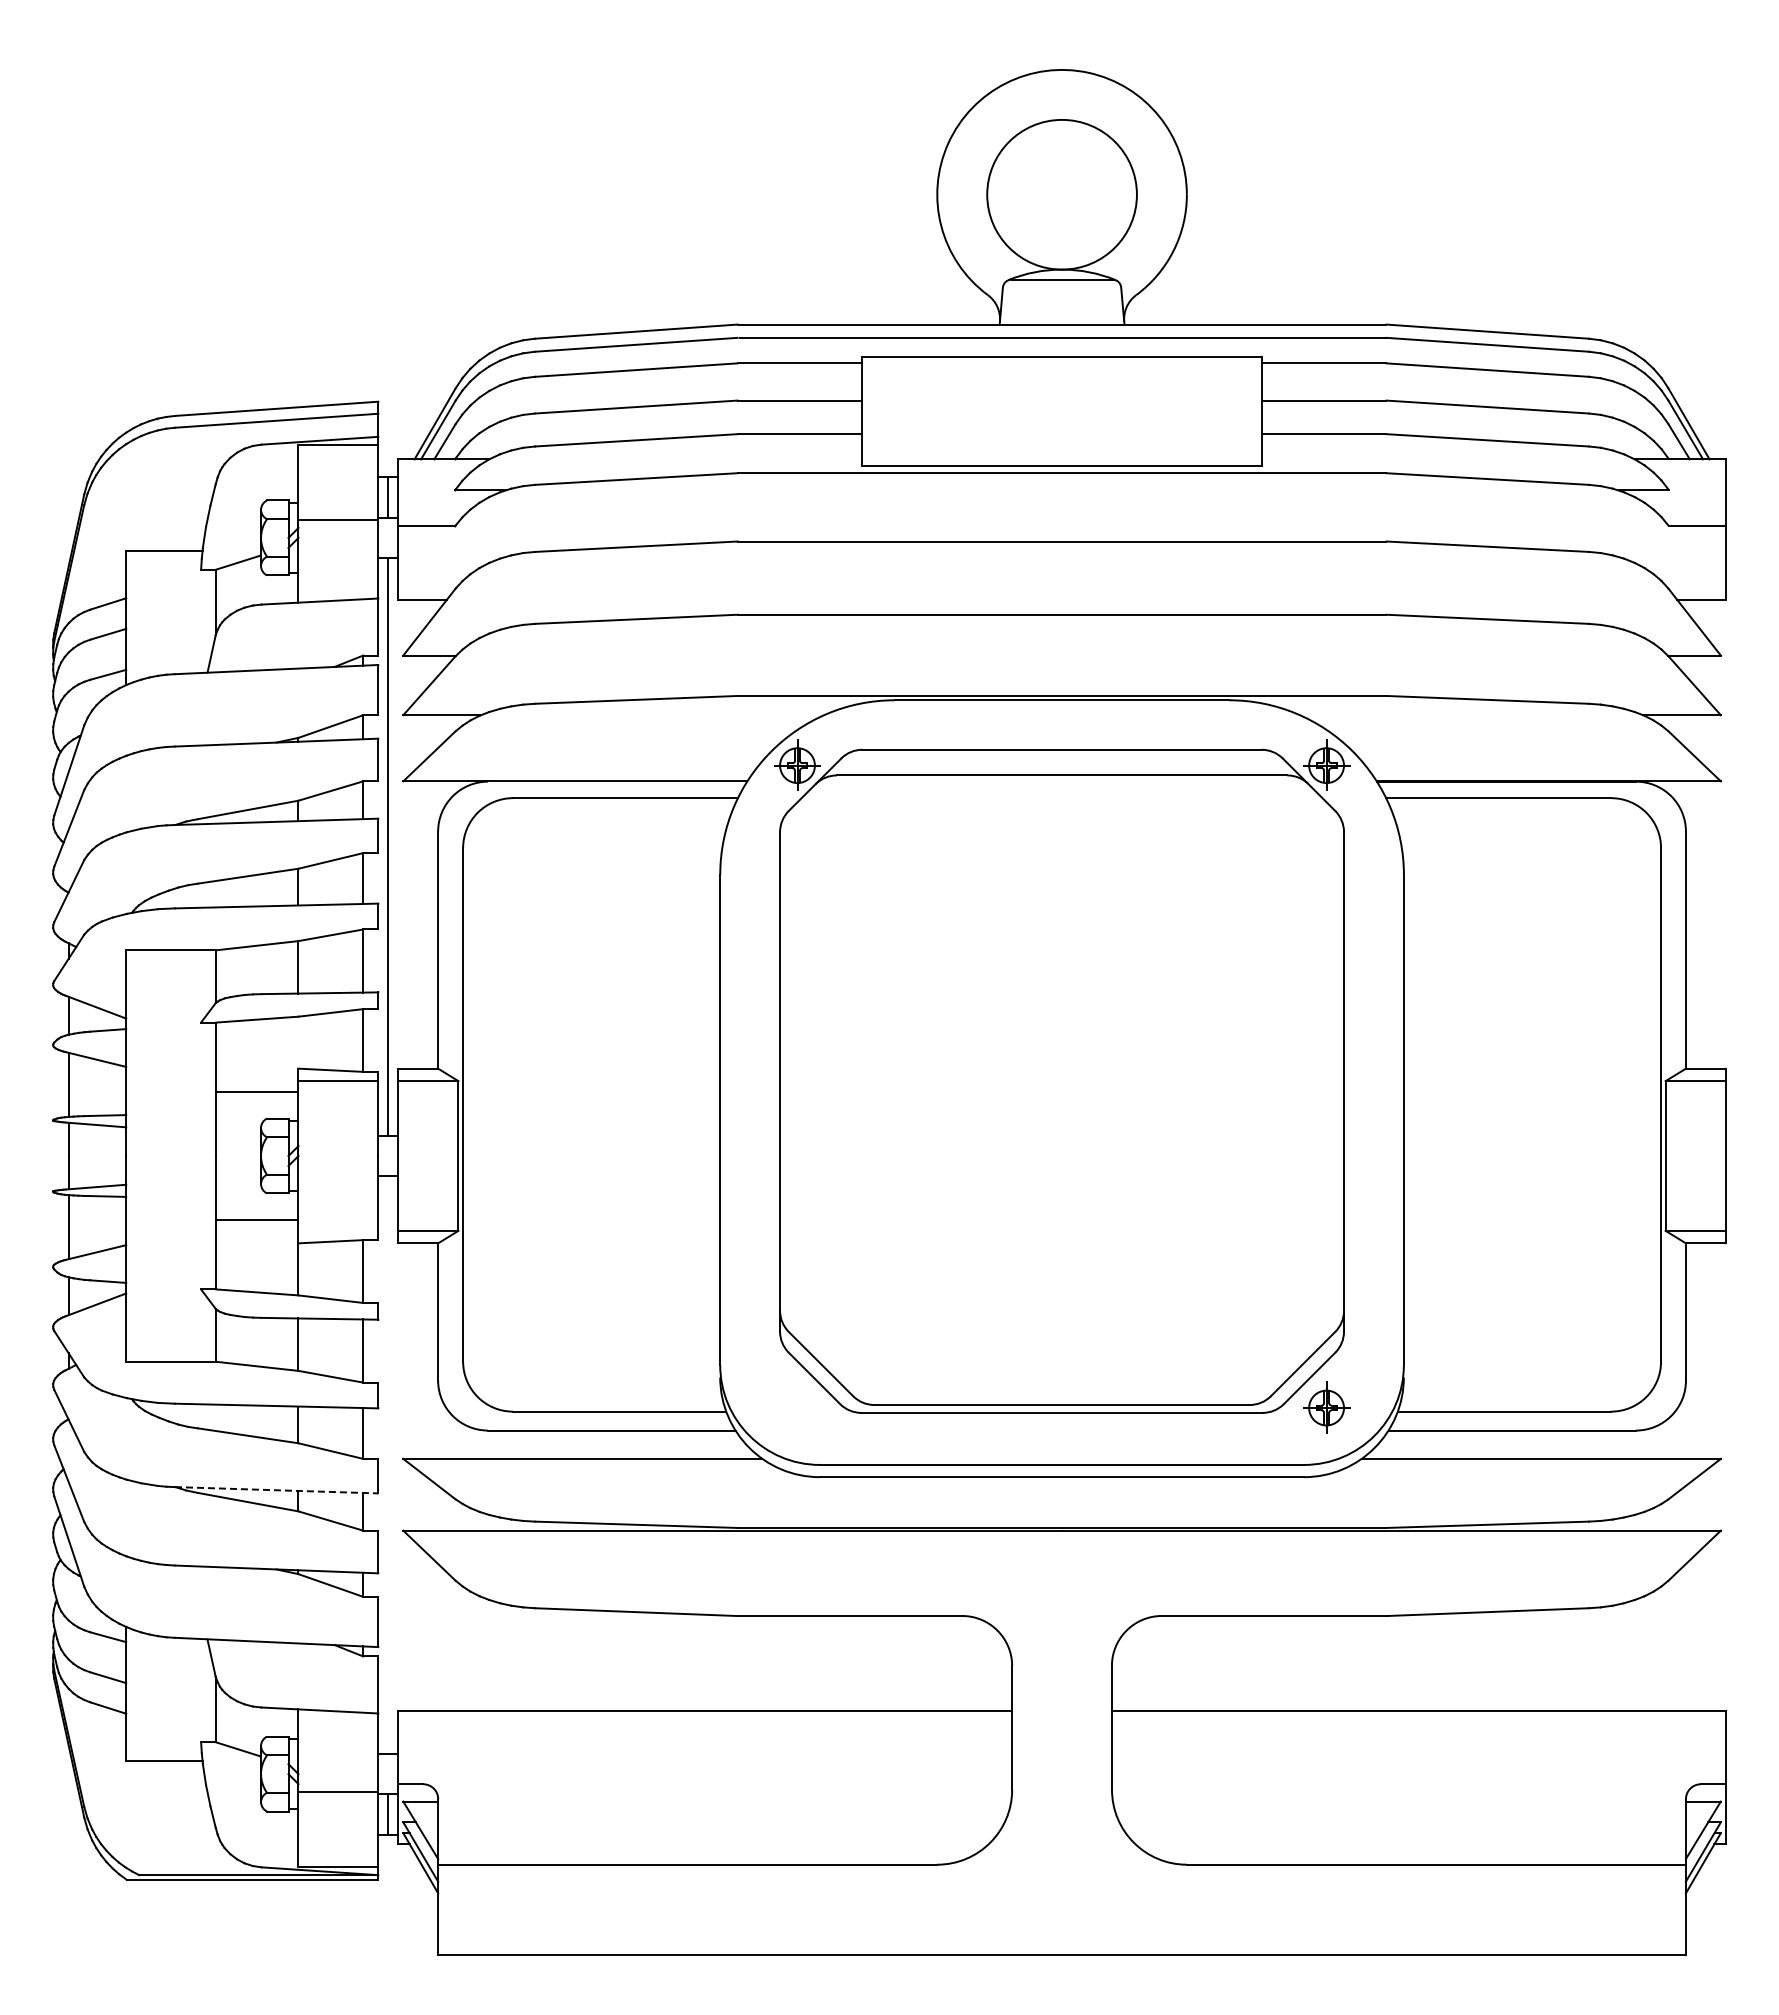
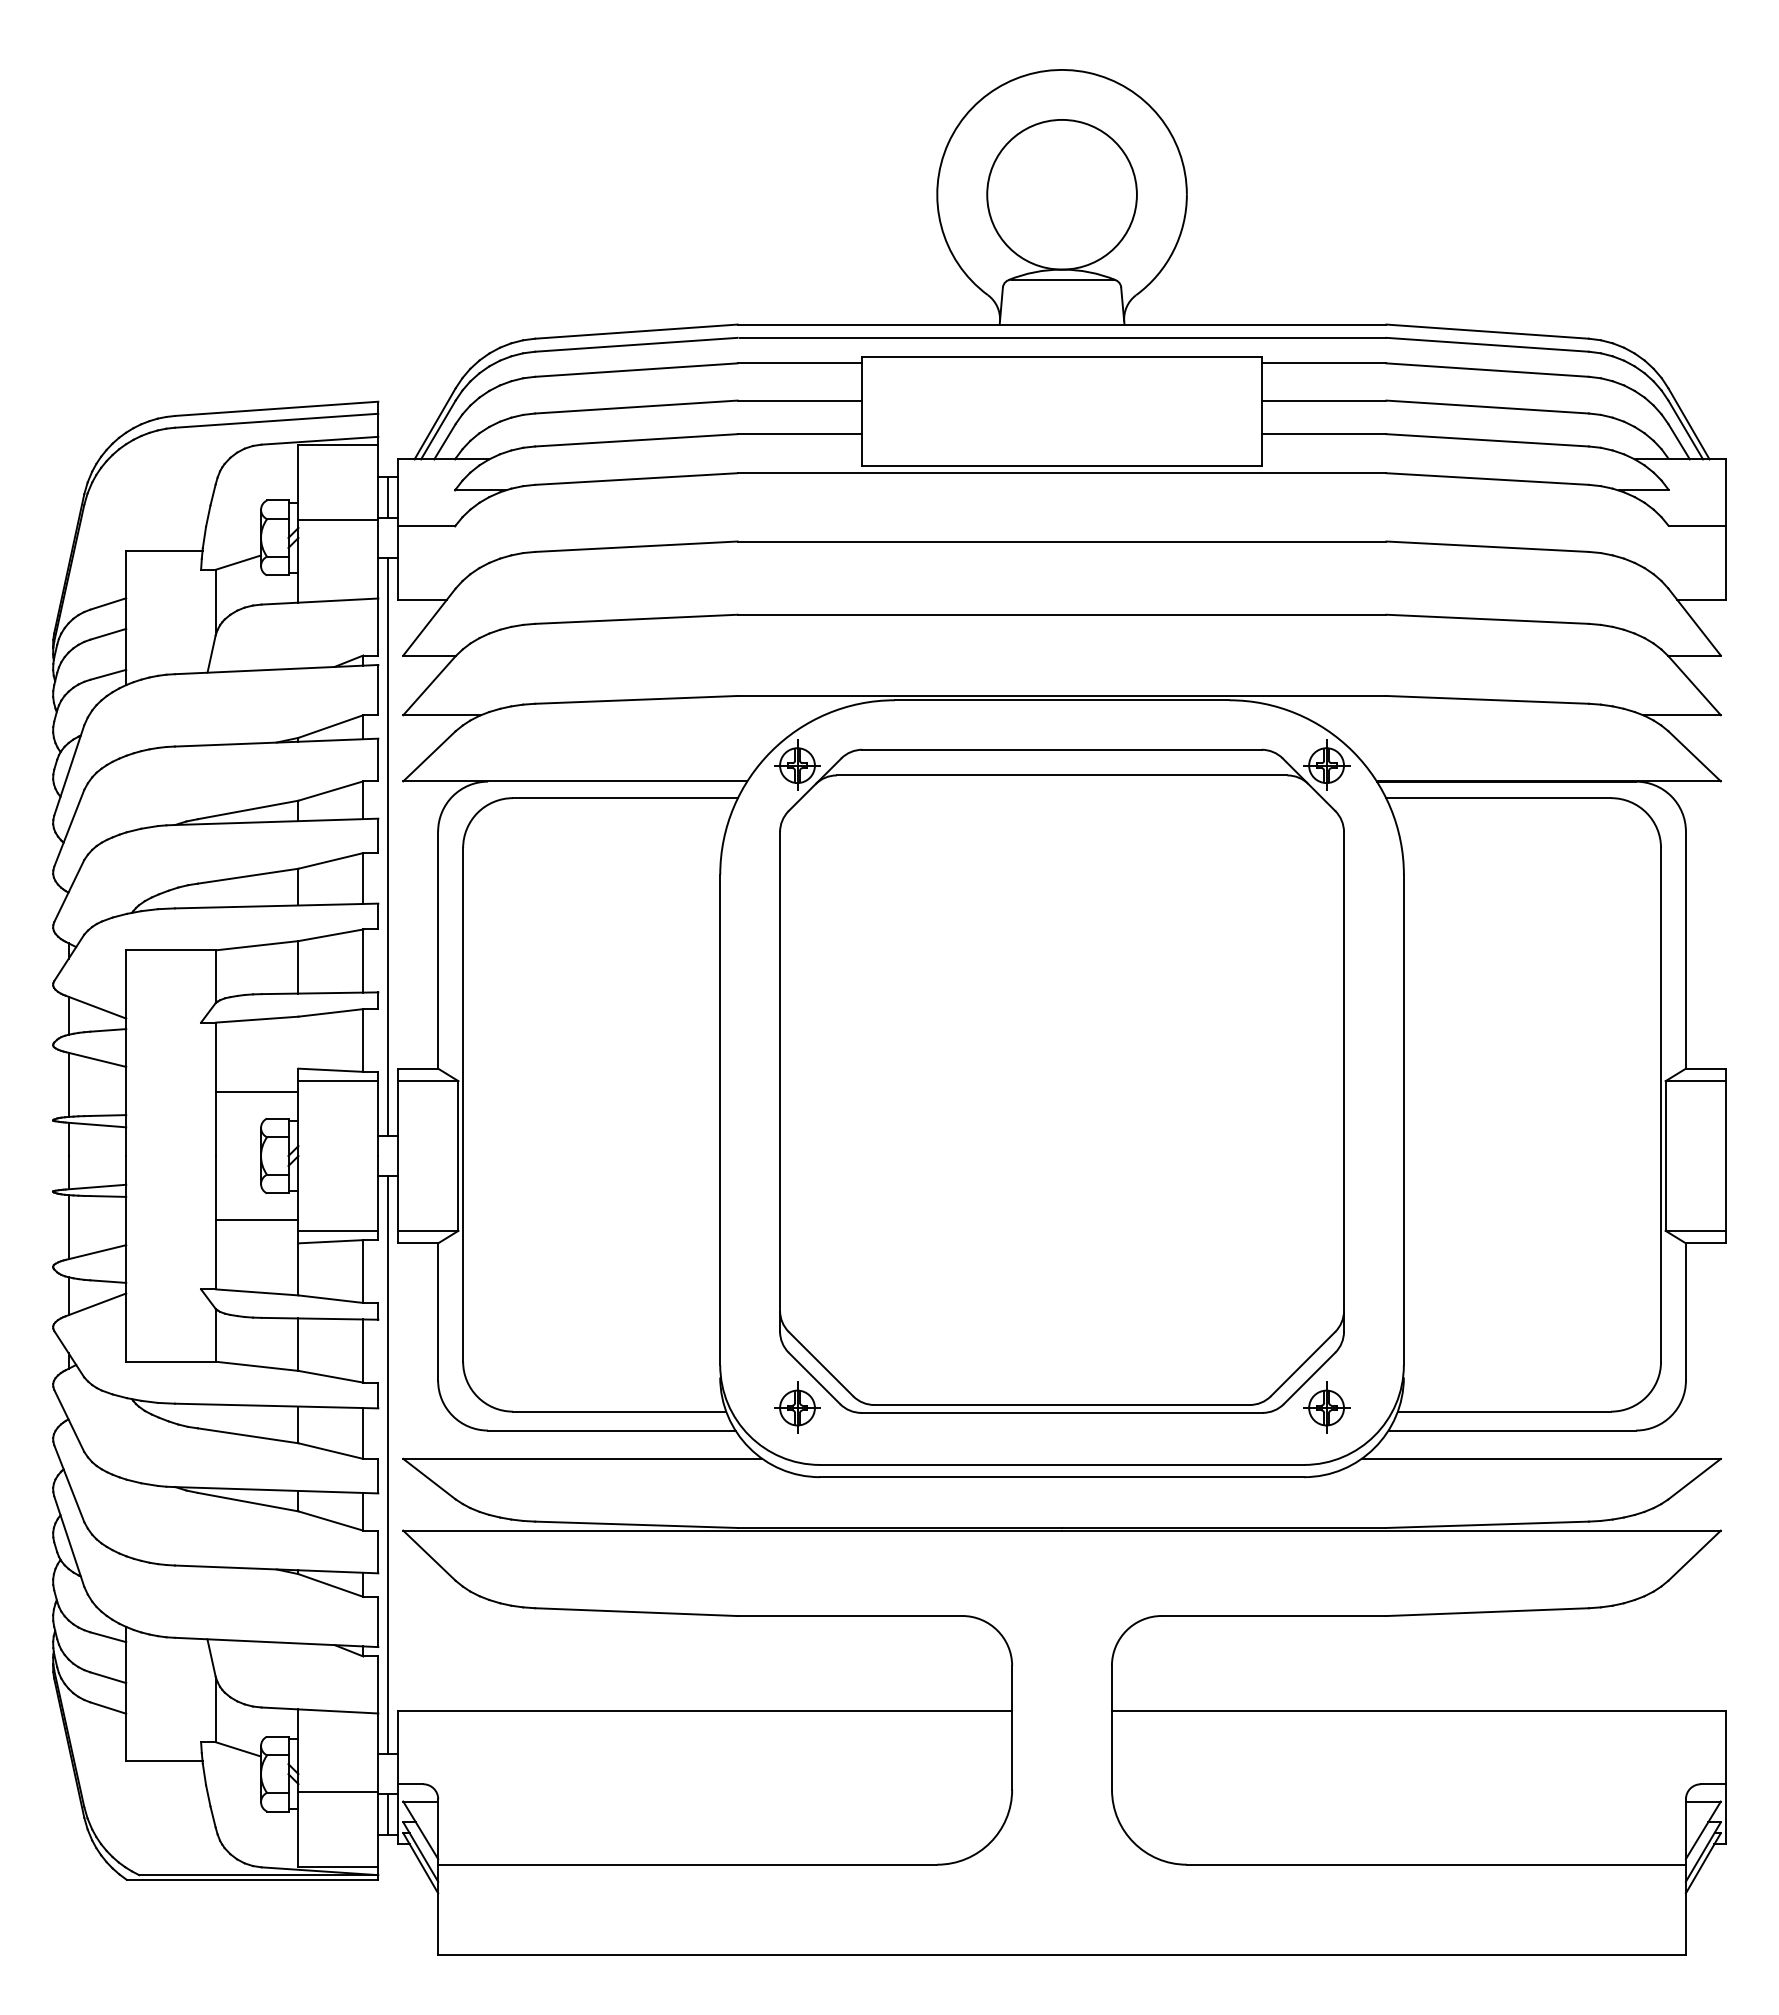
line: none -> present (338, 1230)
part: none -> present (797, 1407)
line: none -> present (388, 1465)
line: dashed -> solid (276, 1490)
